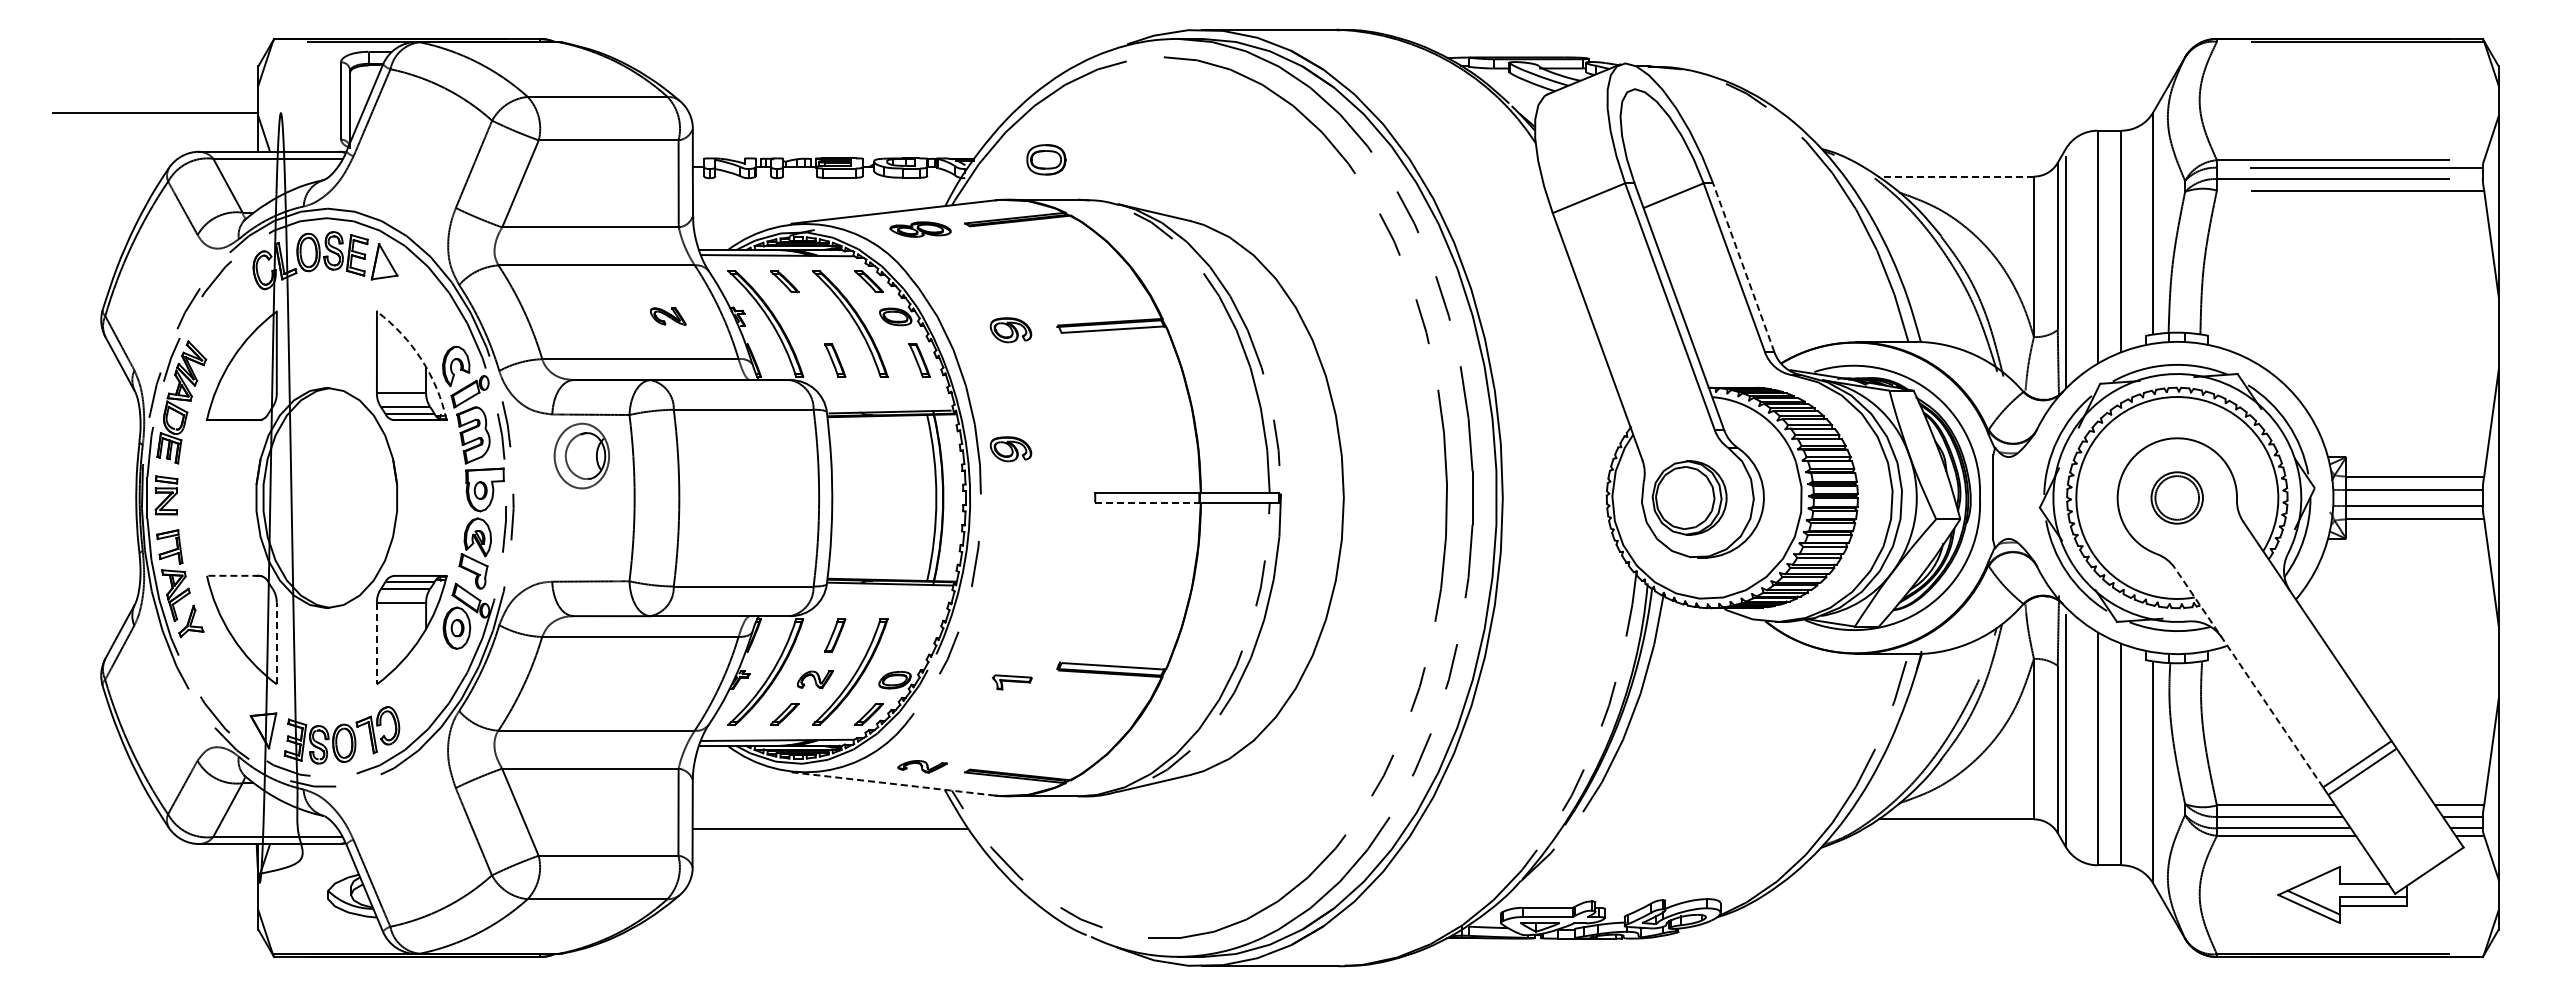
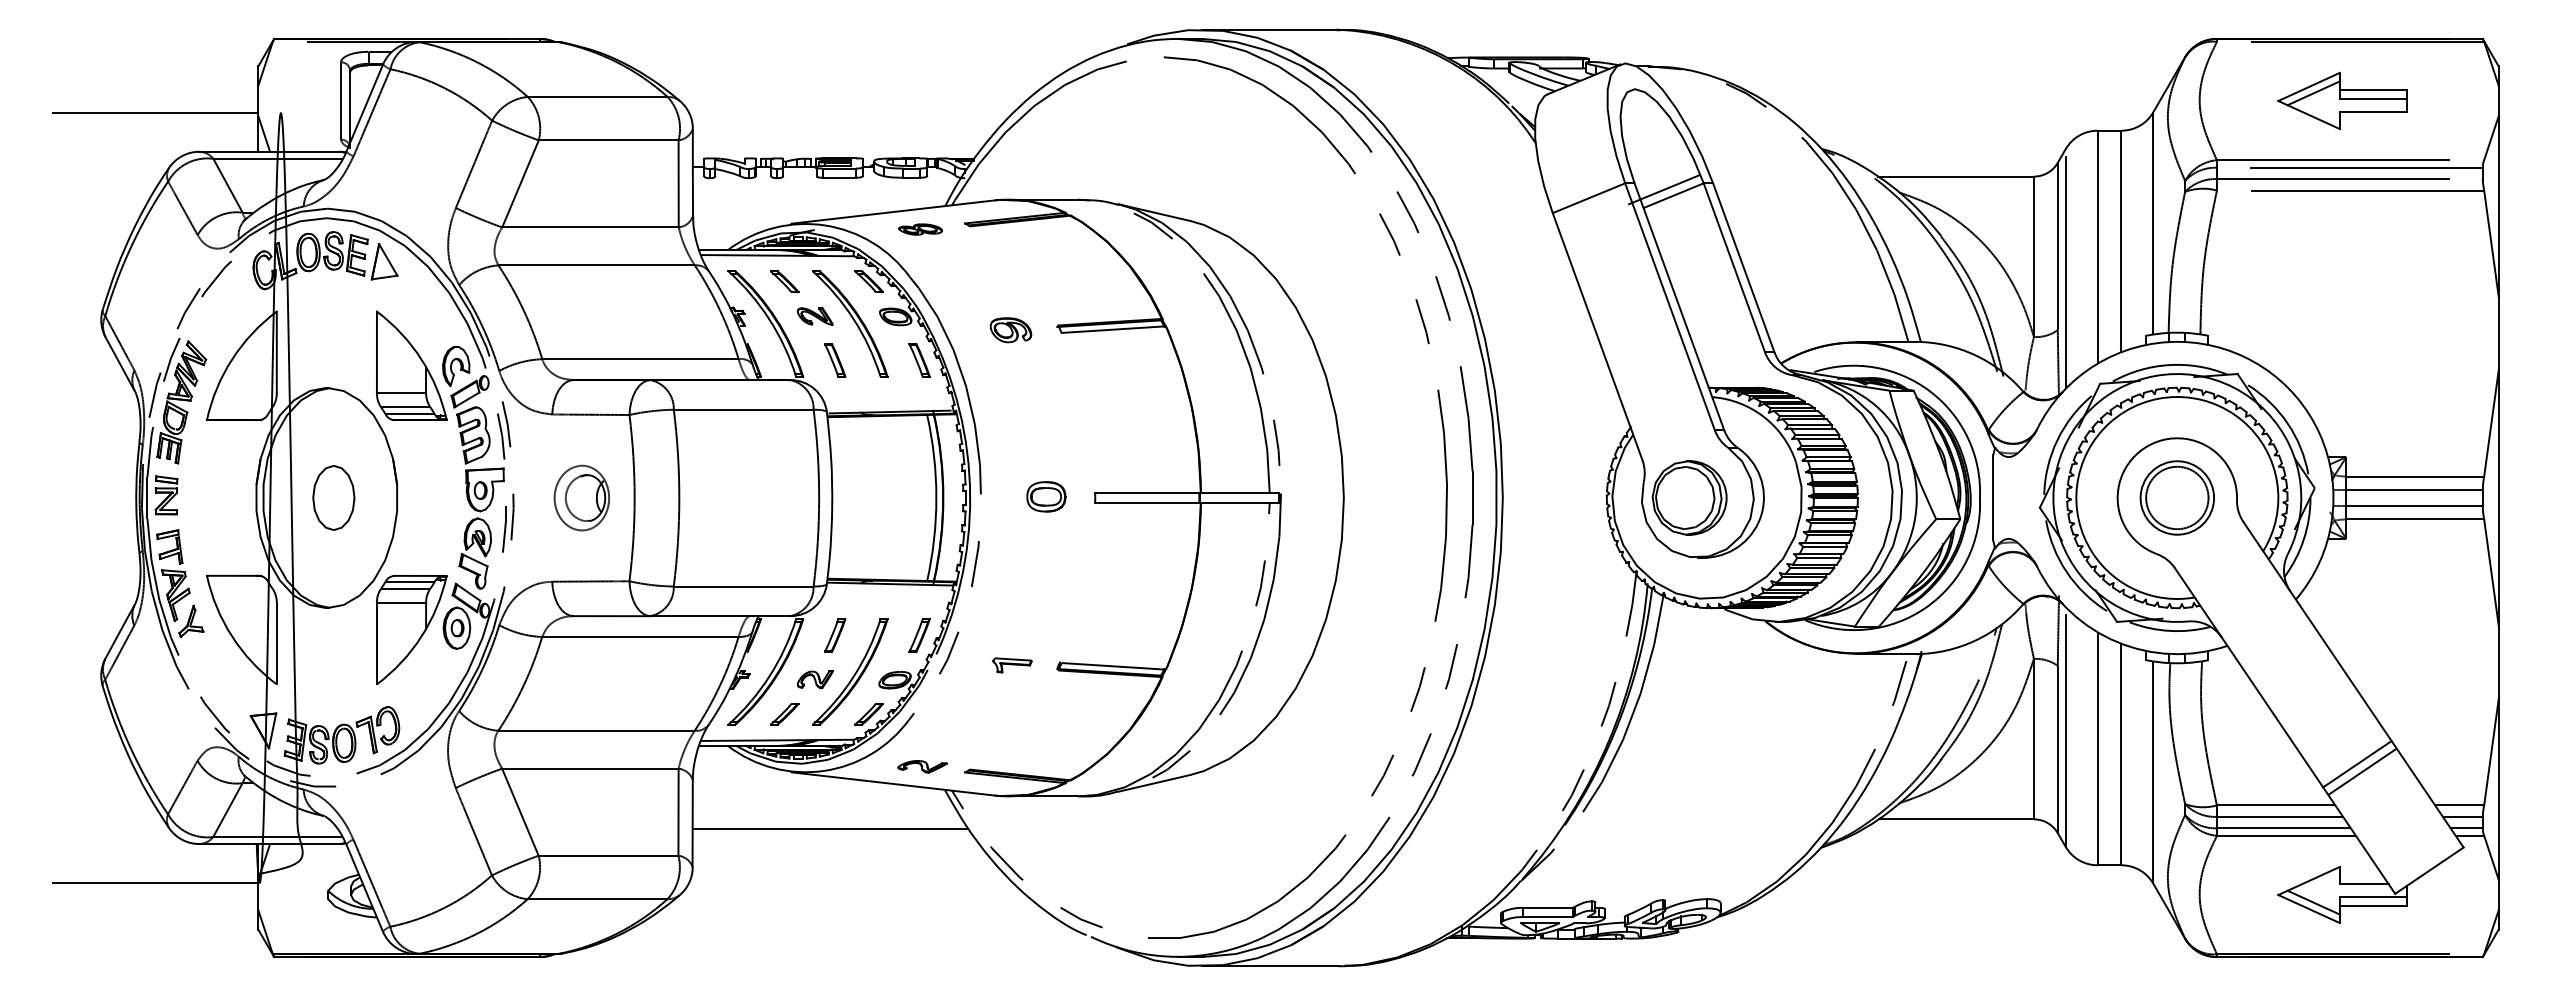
part: none -> present (2342, 100)
part position: (1046, 159) -> (1046, 496) (1046, 496)
line: dashed -> solid (1955, 176)
line: none -> present (1664, 189)
part size: 63x17 px -> 45x13 px (920, 229)
line: dashed -> solid (1743, 267)
part position: (668, 316) -> (815, 316) (815, 316)
arc: dashed -> solid (421, 359)
part: present -> none (1010, 449)
part position: (581, 455) -> (581, 497) (581, 497)
part: none -> present (333, 497)
part size: 54x54 px -> 76x76 px (2176, 497)
line: dashed -> solid (1148, 502)
line: dashed -> solid (232, 575)
part: none -> present (919, 635)
line: dashed -> solid (276, 643)
line: dashed -> solid (376, 643)
line: dashed -> solid (2248, 677)
part position: (1011, 682) -> (1011, 665) (1011, 665)
line: dashed -> solid (893, 784)
line: none -> present (155, 882)
